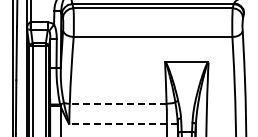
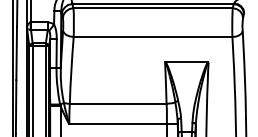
line: dashed -> solid (117, 103)
line: dashed -> solid (122, 124)
